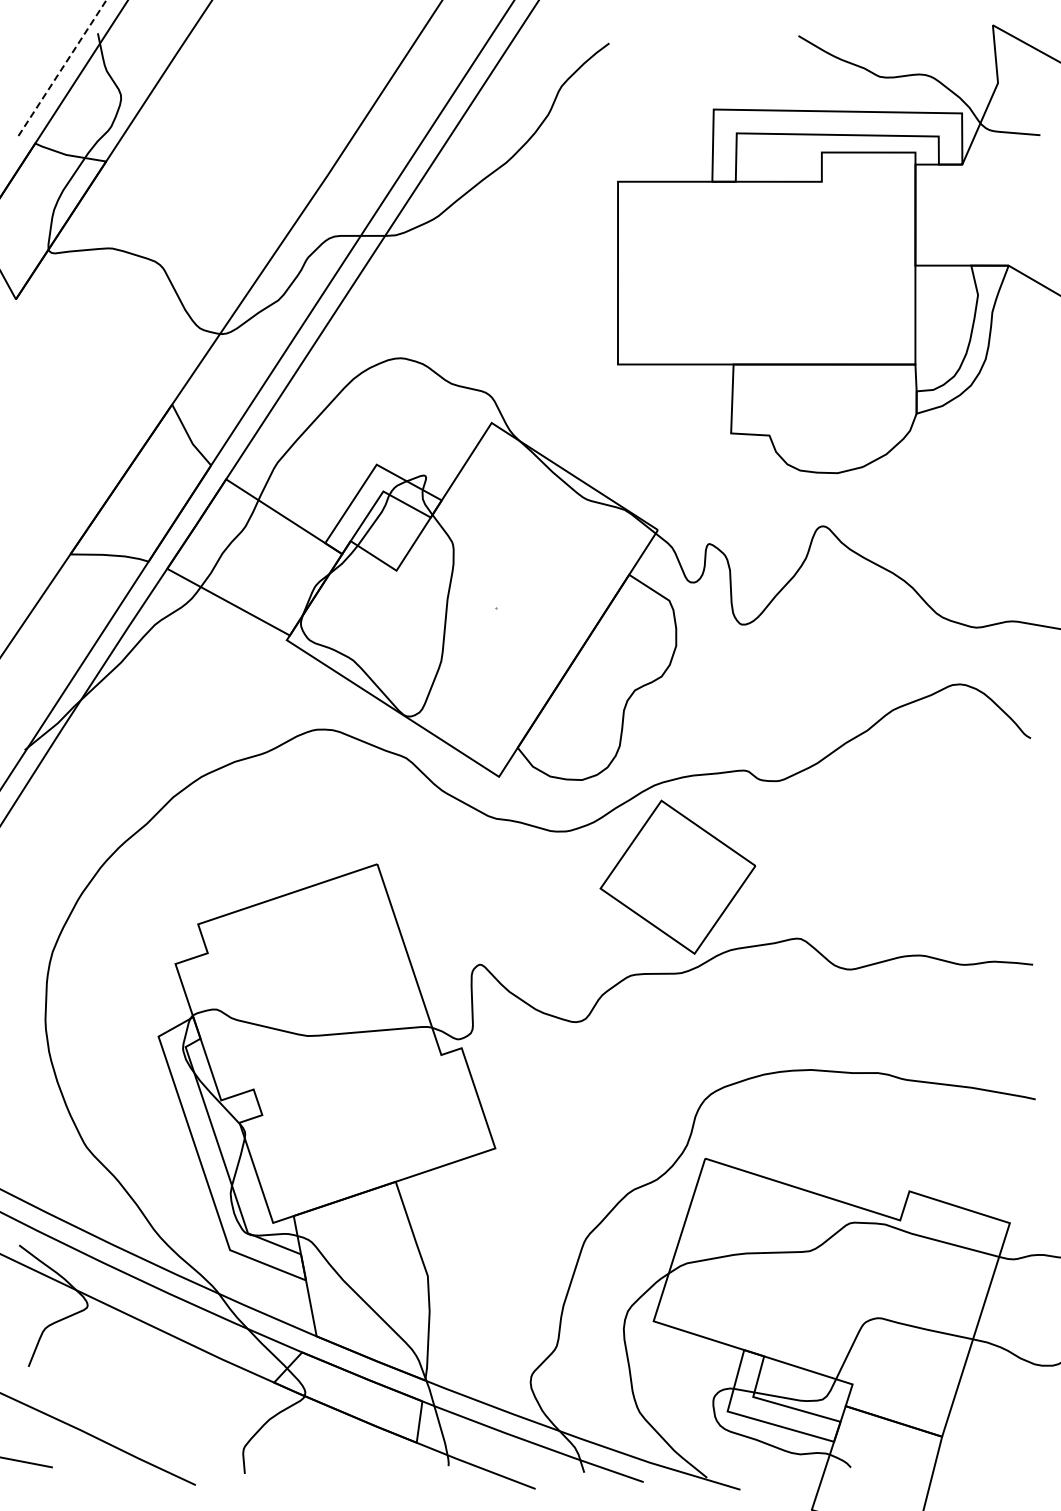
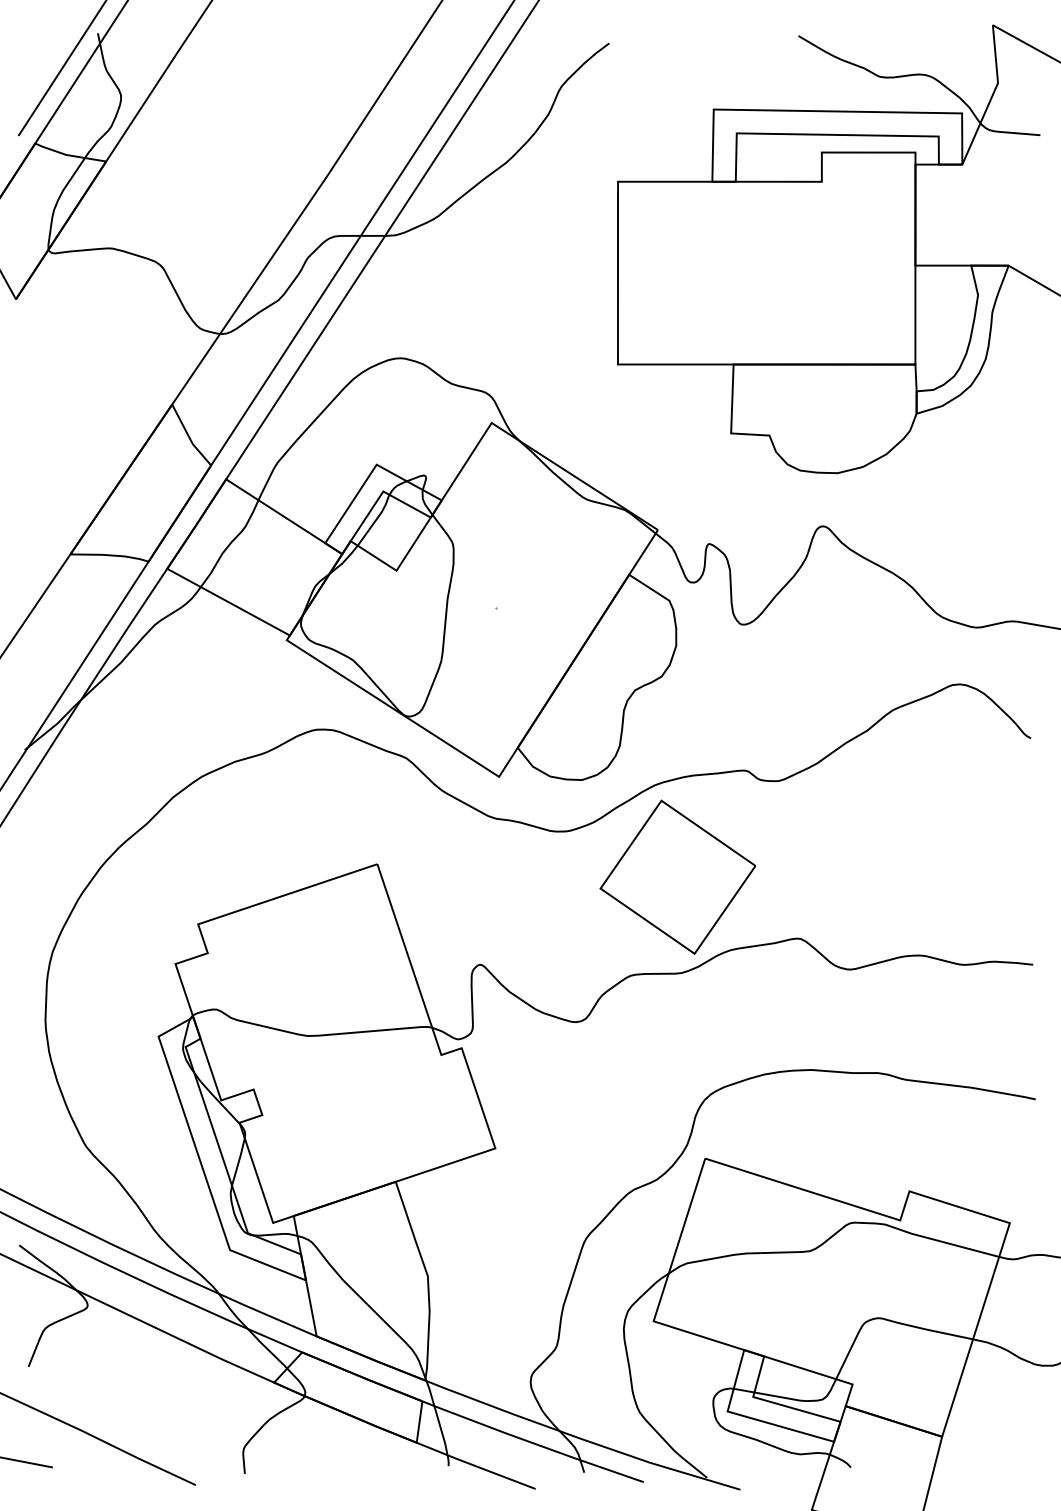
line: dashed -> solid (62, 68)
